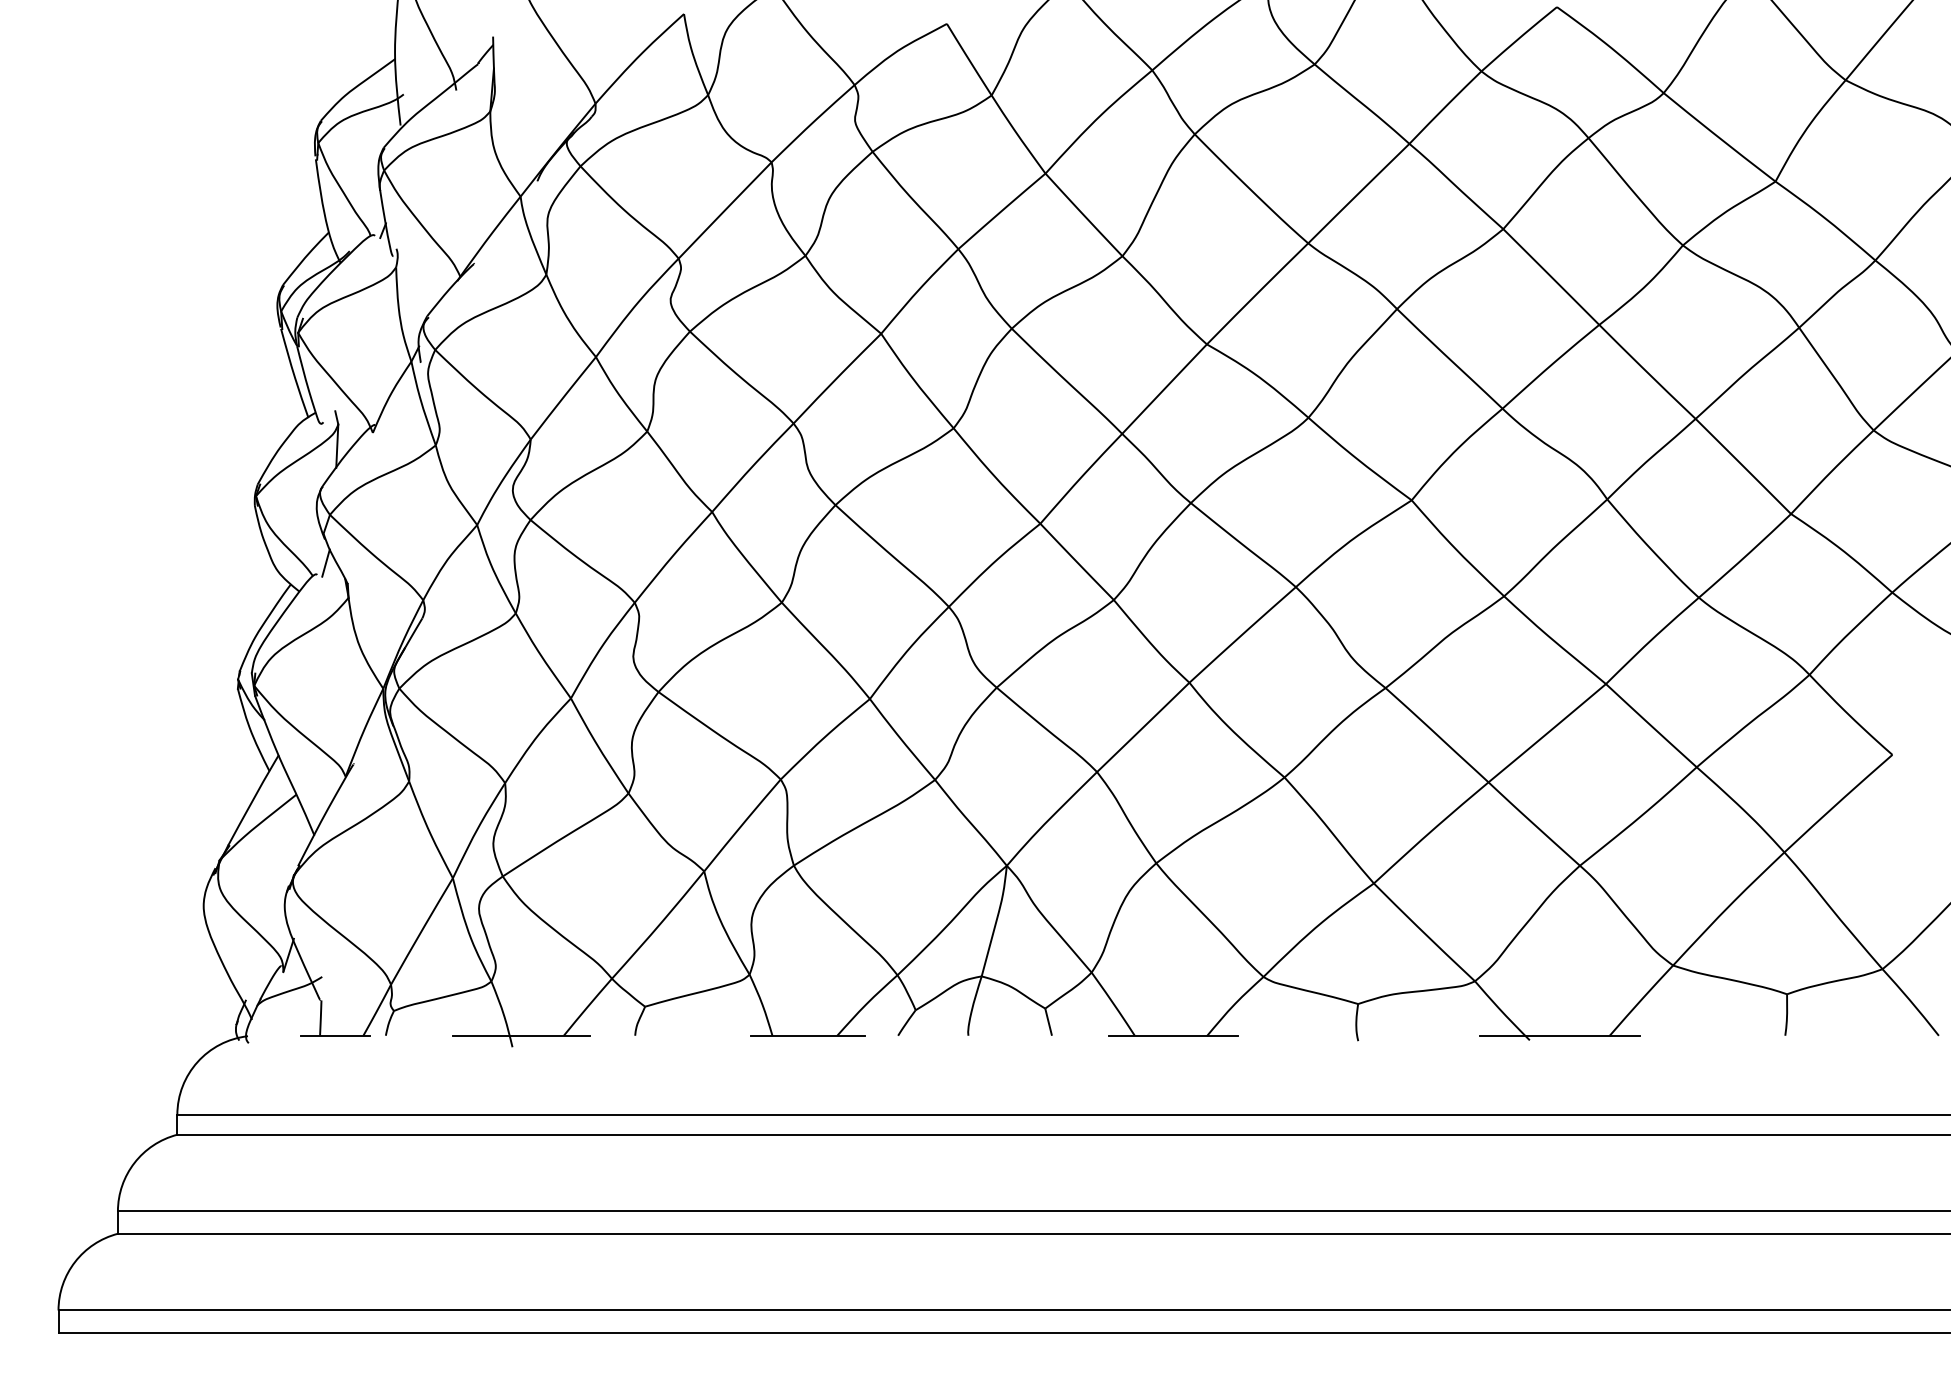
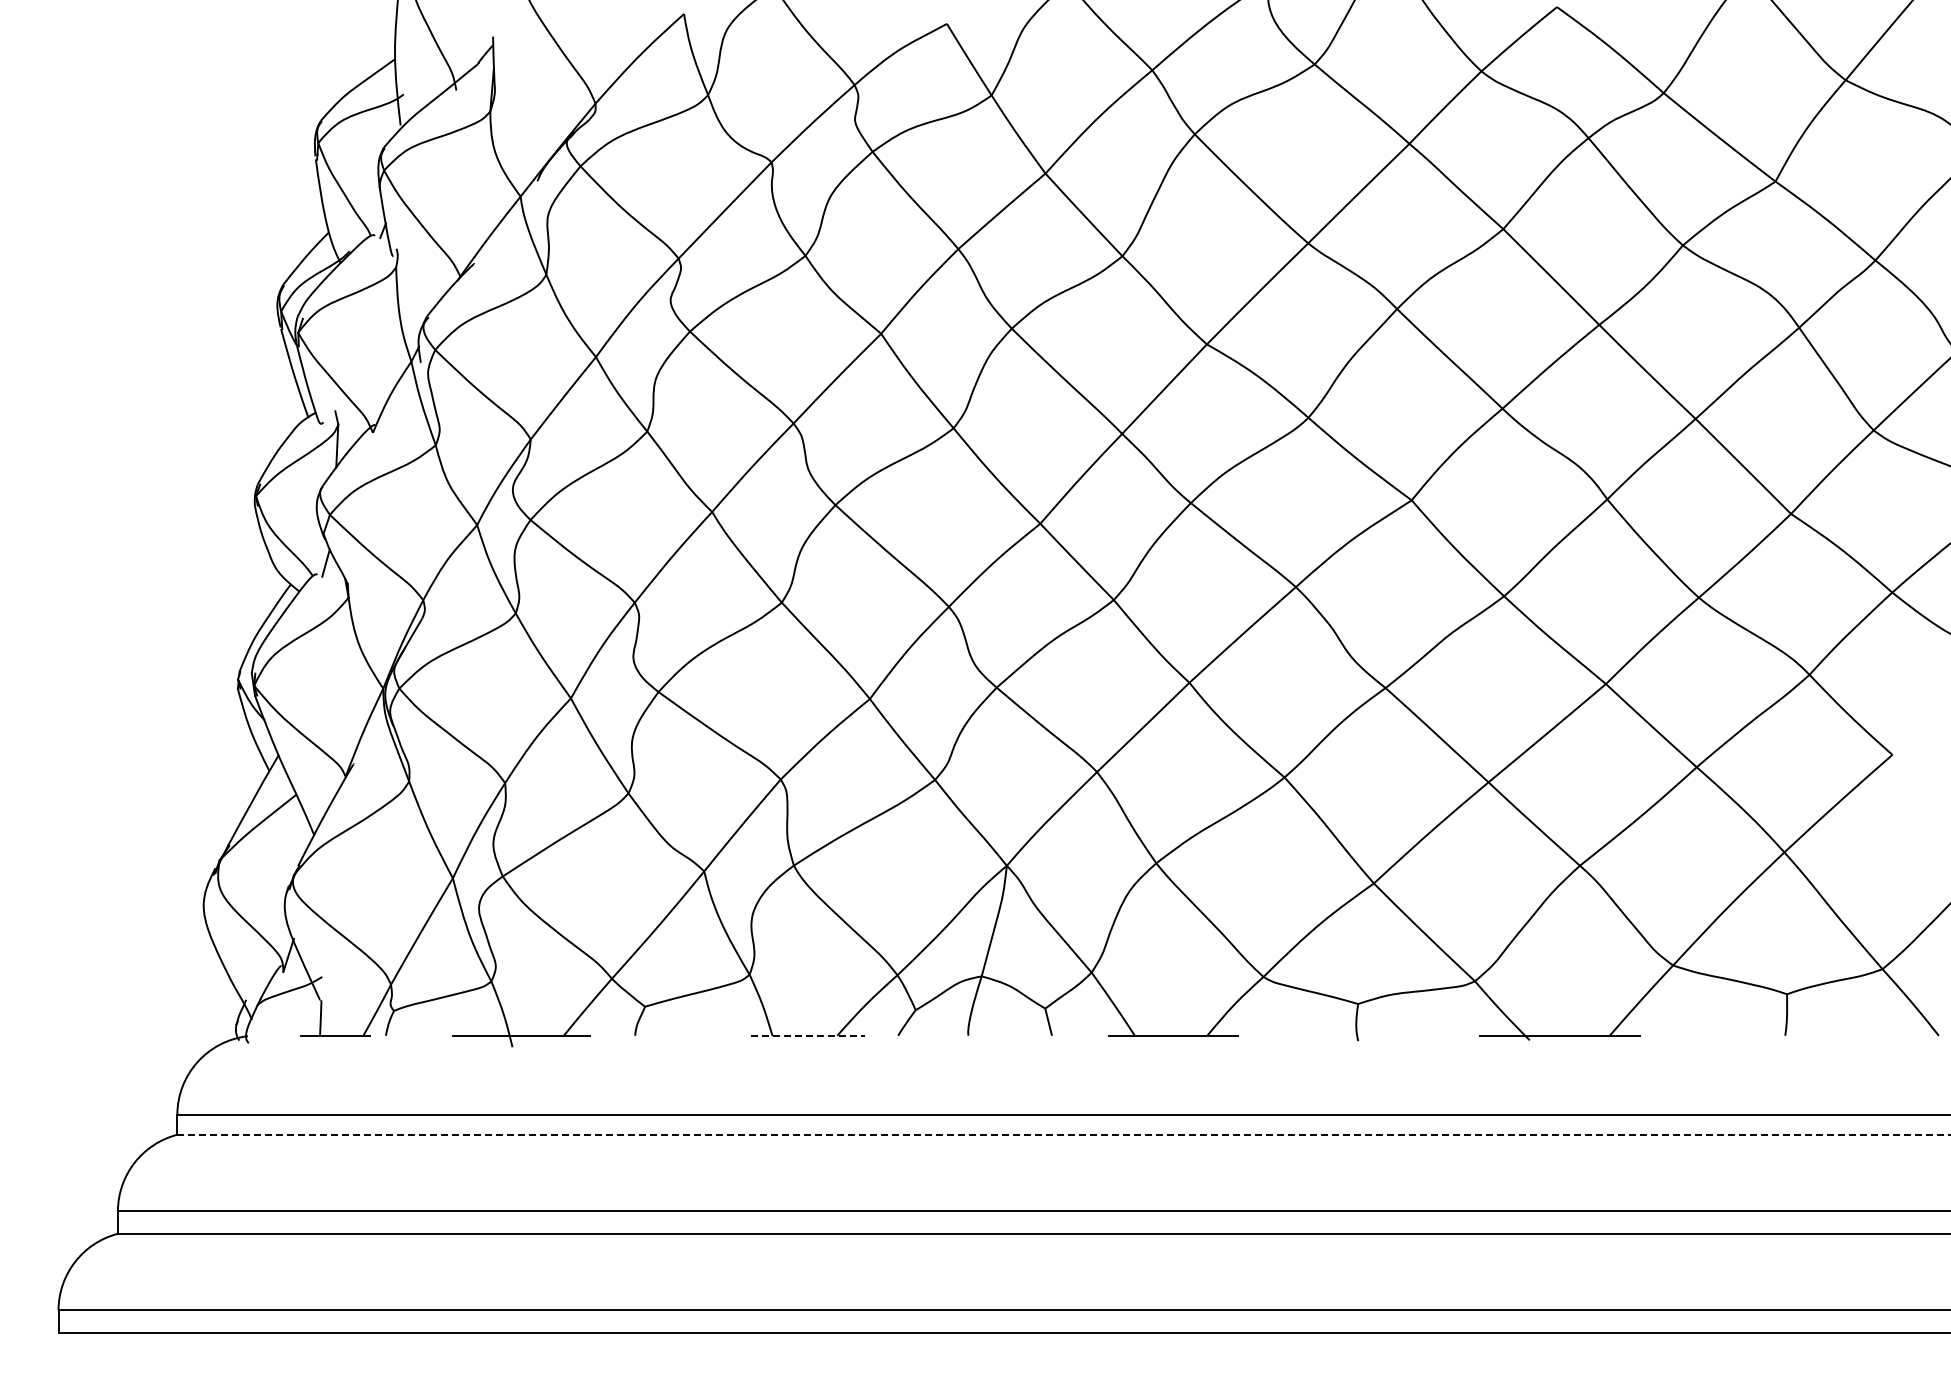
line: solid -> dashed (808, 1035)
line: solid -> dashed (1064, 1134)
